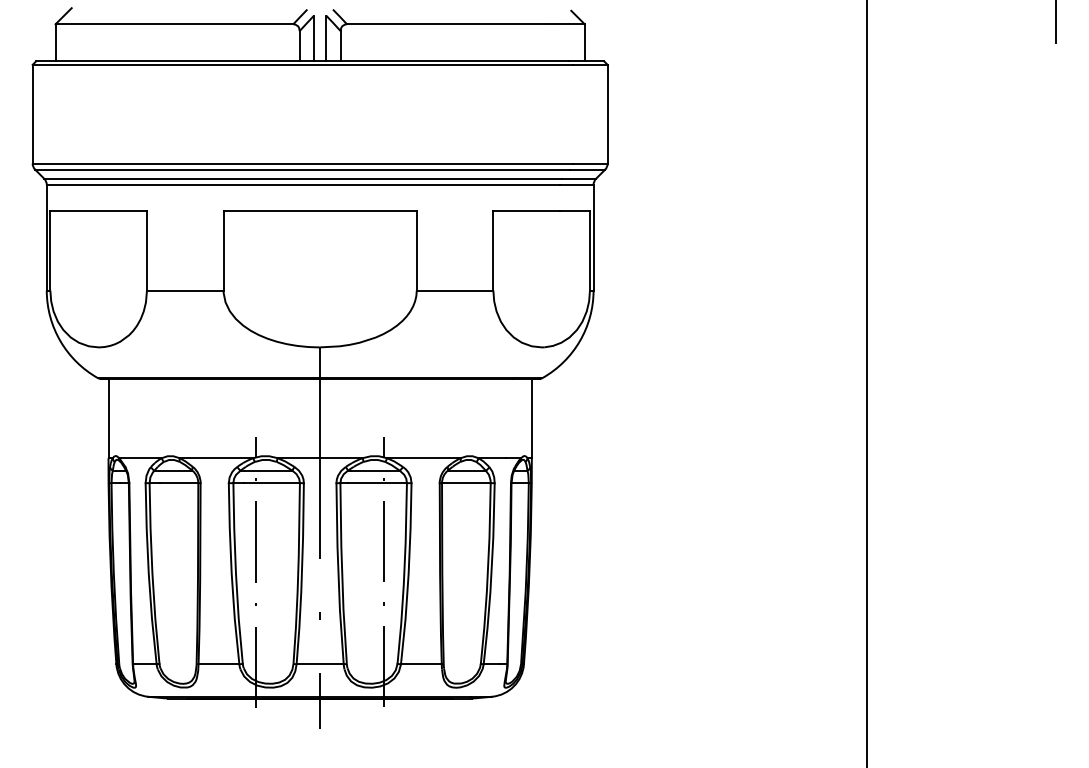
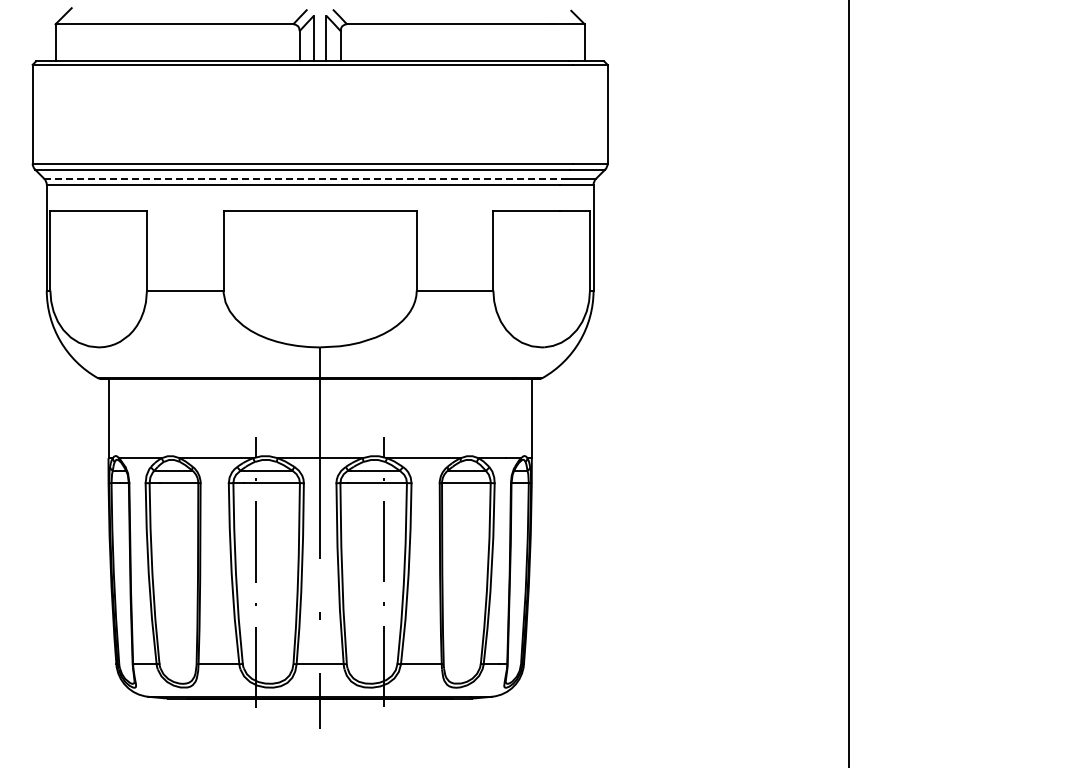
line: present -> none (1056, 22)
line: solid -> dashed (303, 178)
line position: (866, 383) -> (848, 383) (848, 383)
